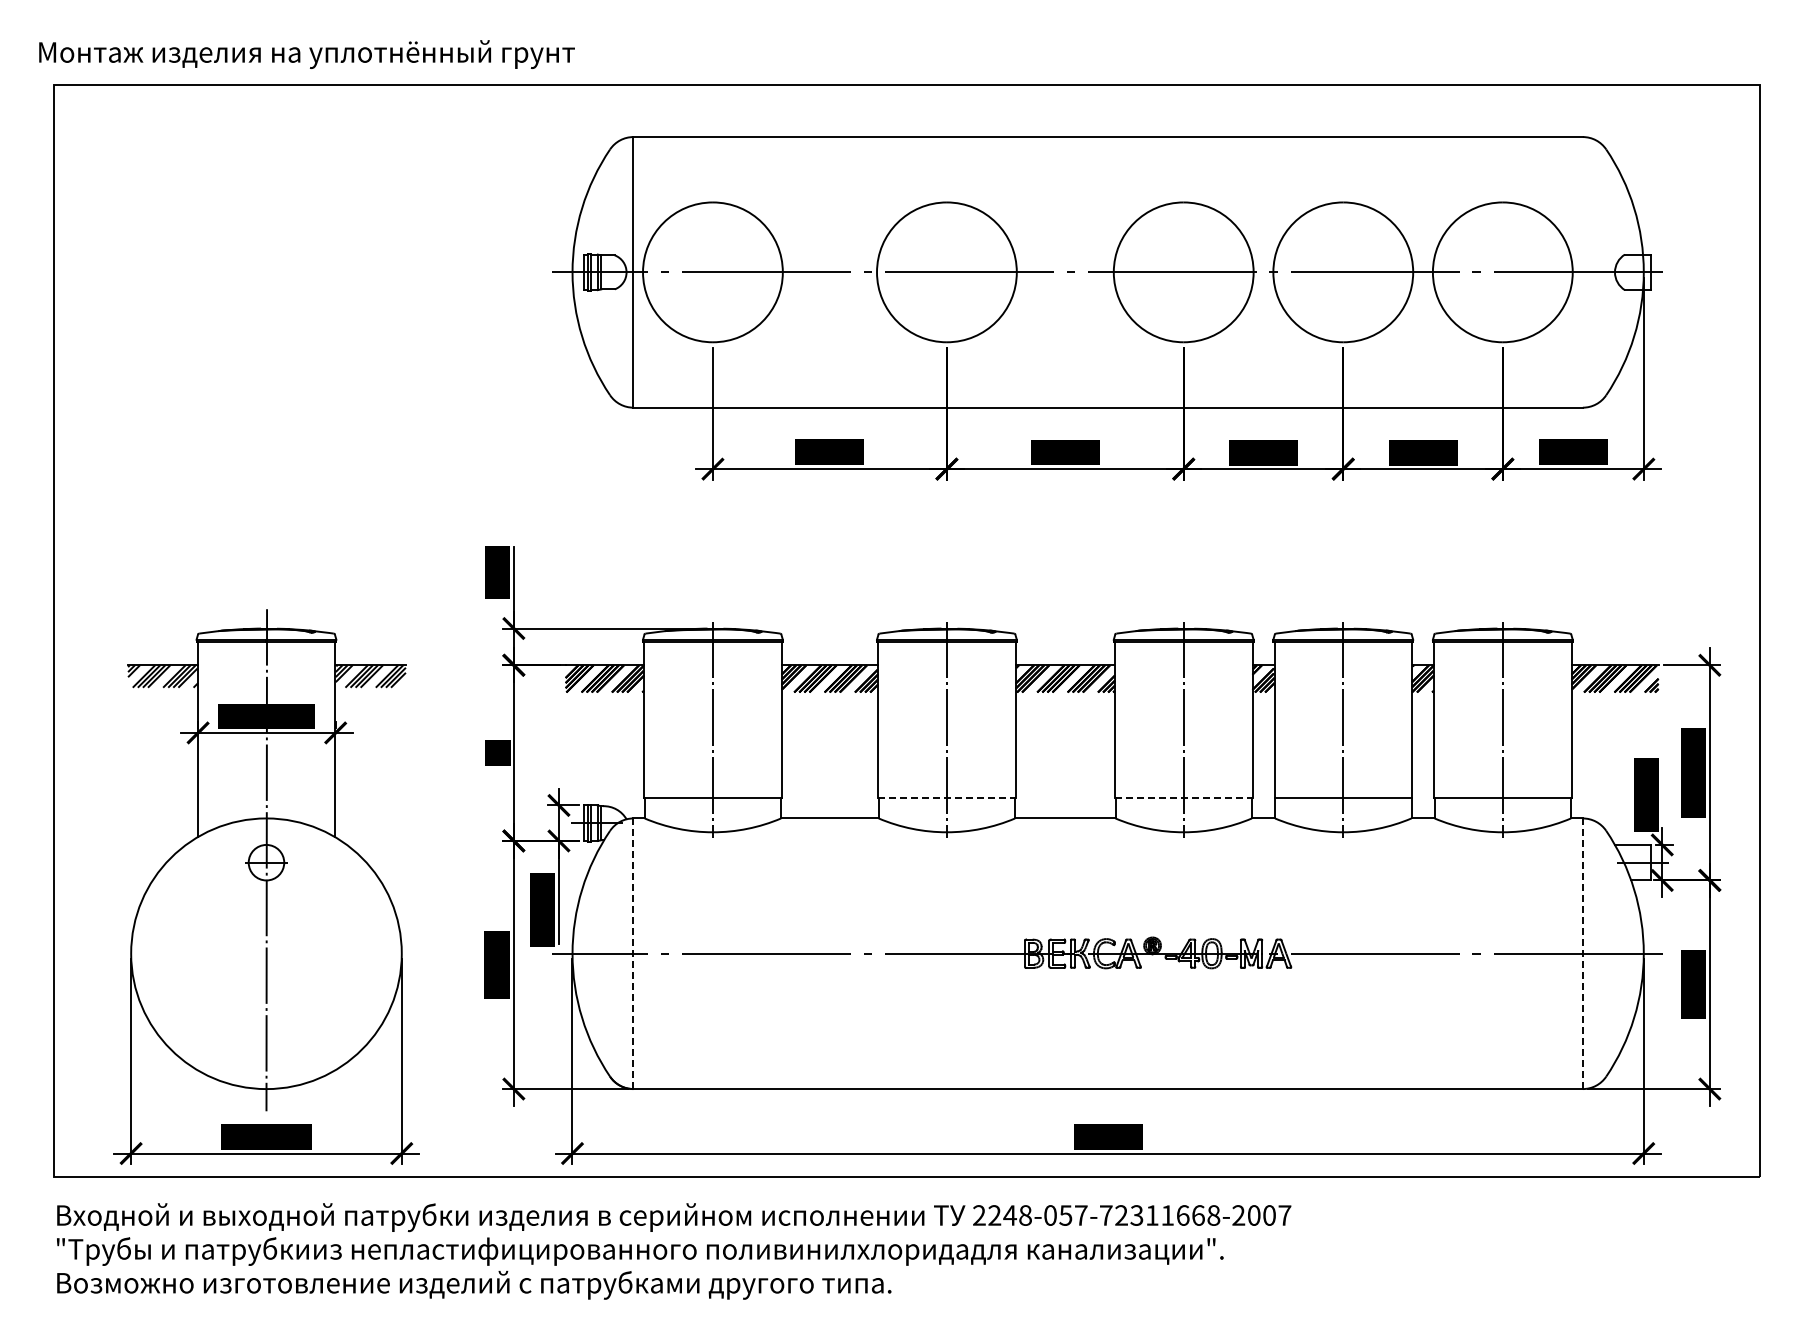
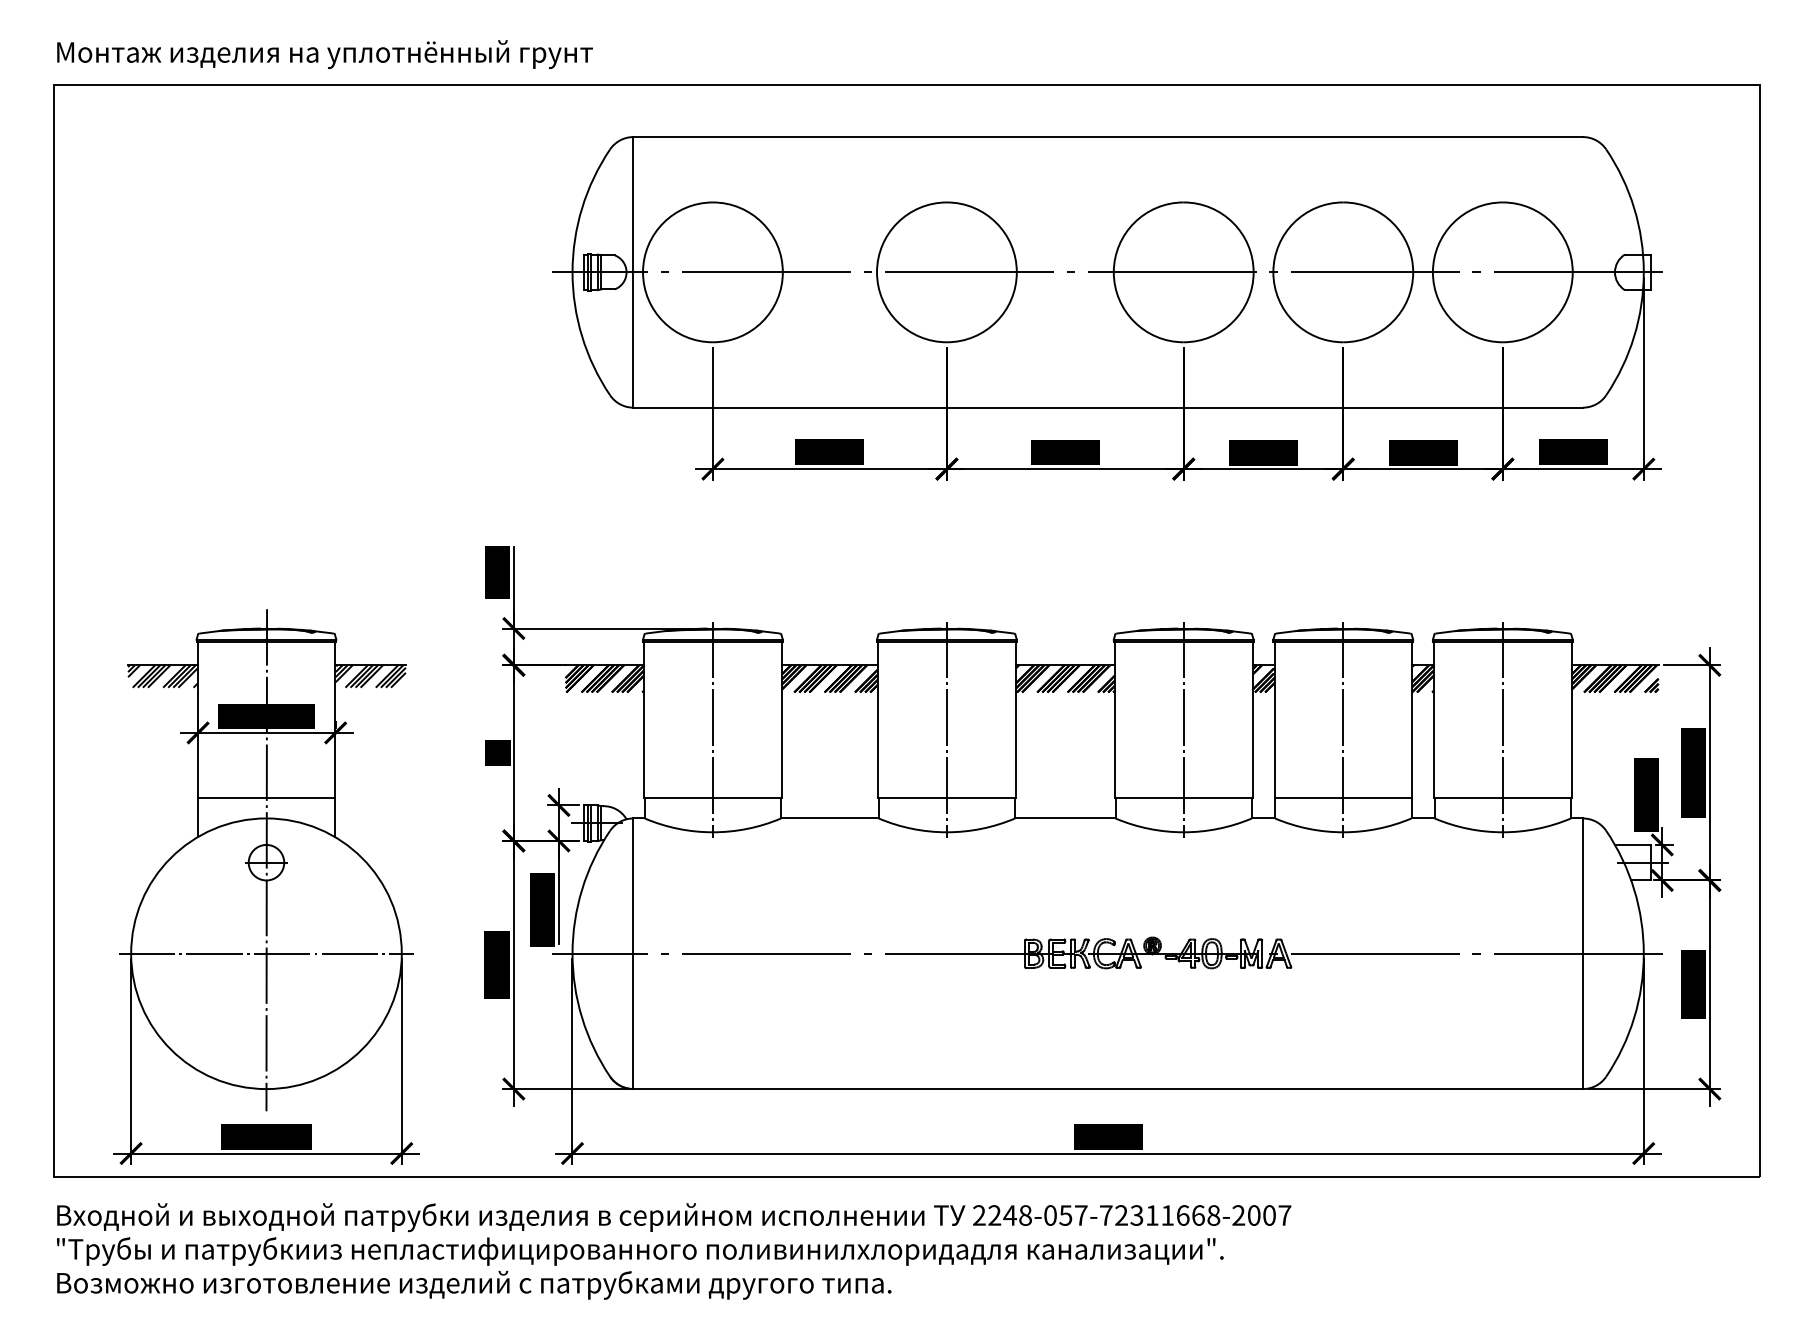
text position: (306, 54) -> (324, 54) (324, 54)
line: none -> present (266, 797)
line: dashed -> solid (946, 797)
line: dashed -> solid (1183, 797)
line: none -> present (266, 953)
line: dashed -> solid (633, 954)
line: dashed -> solid (1582, 954)
